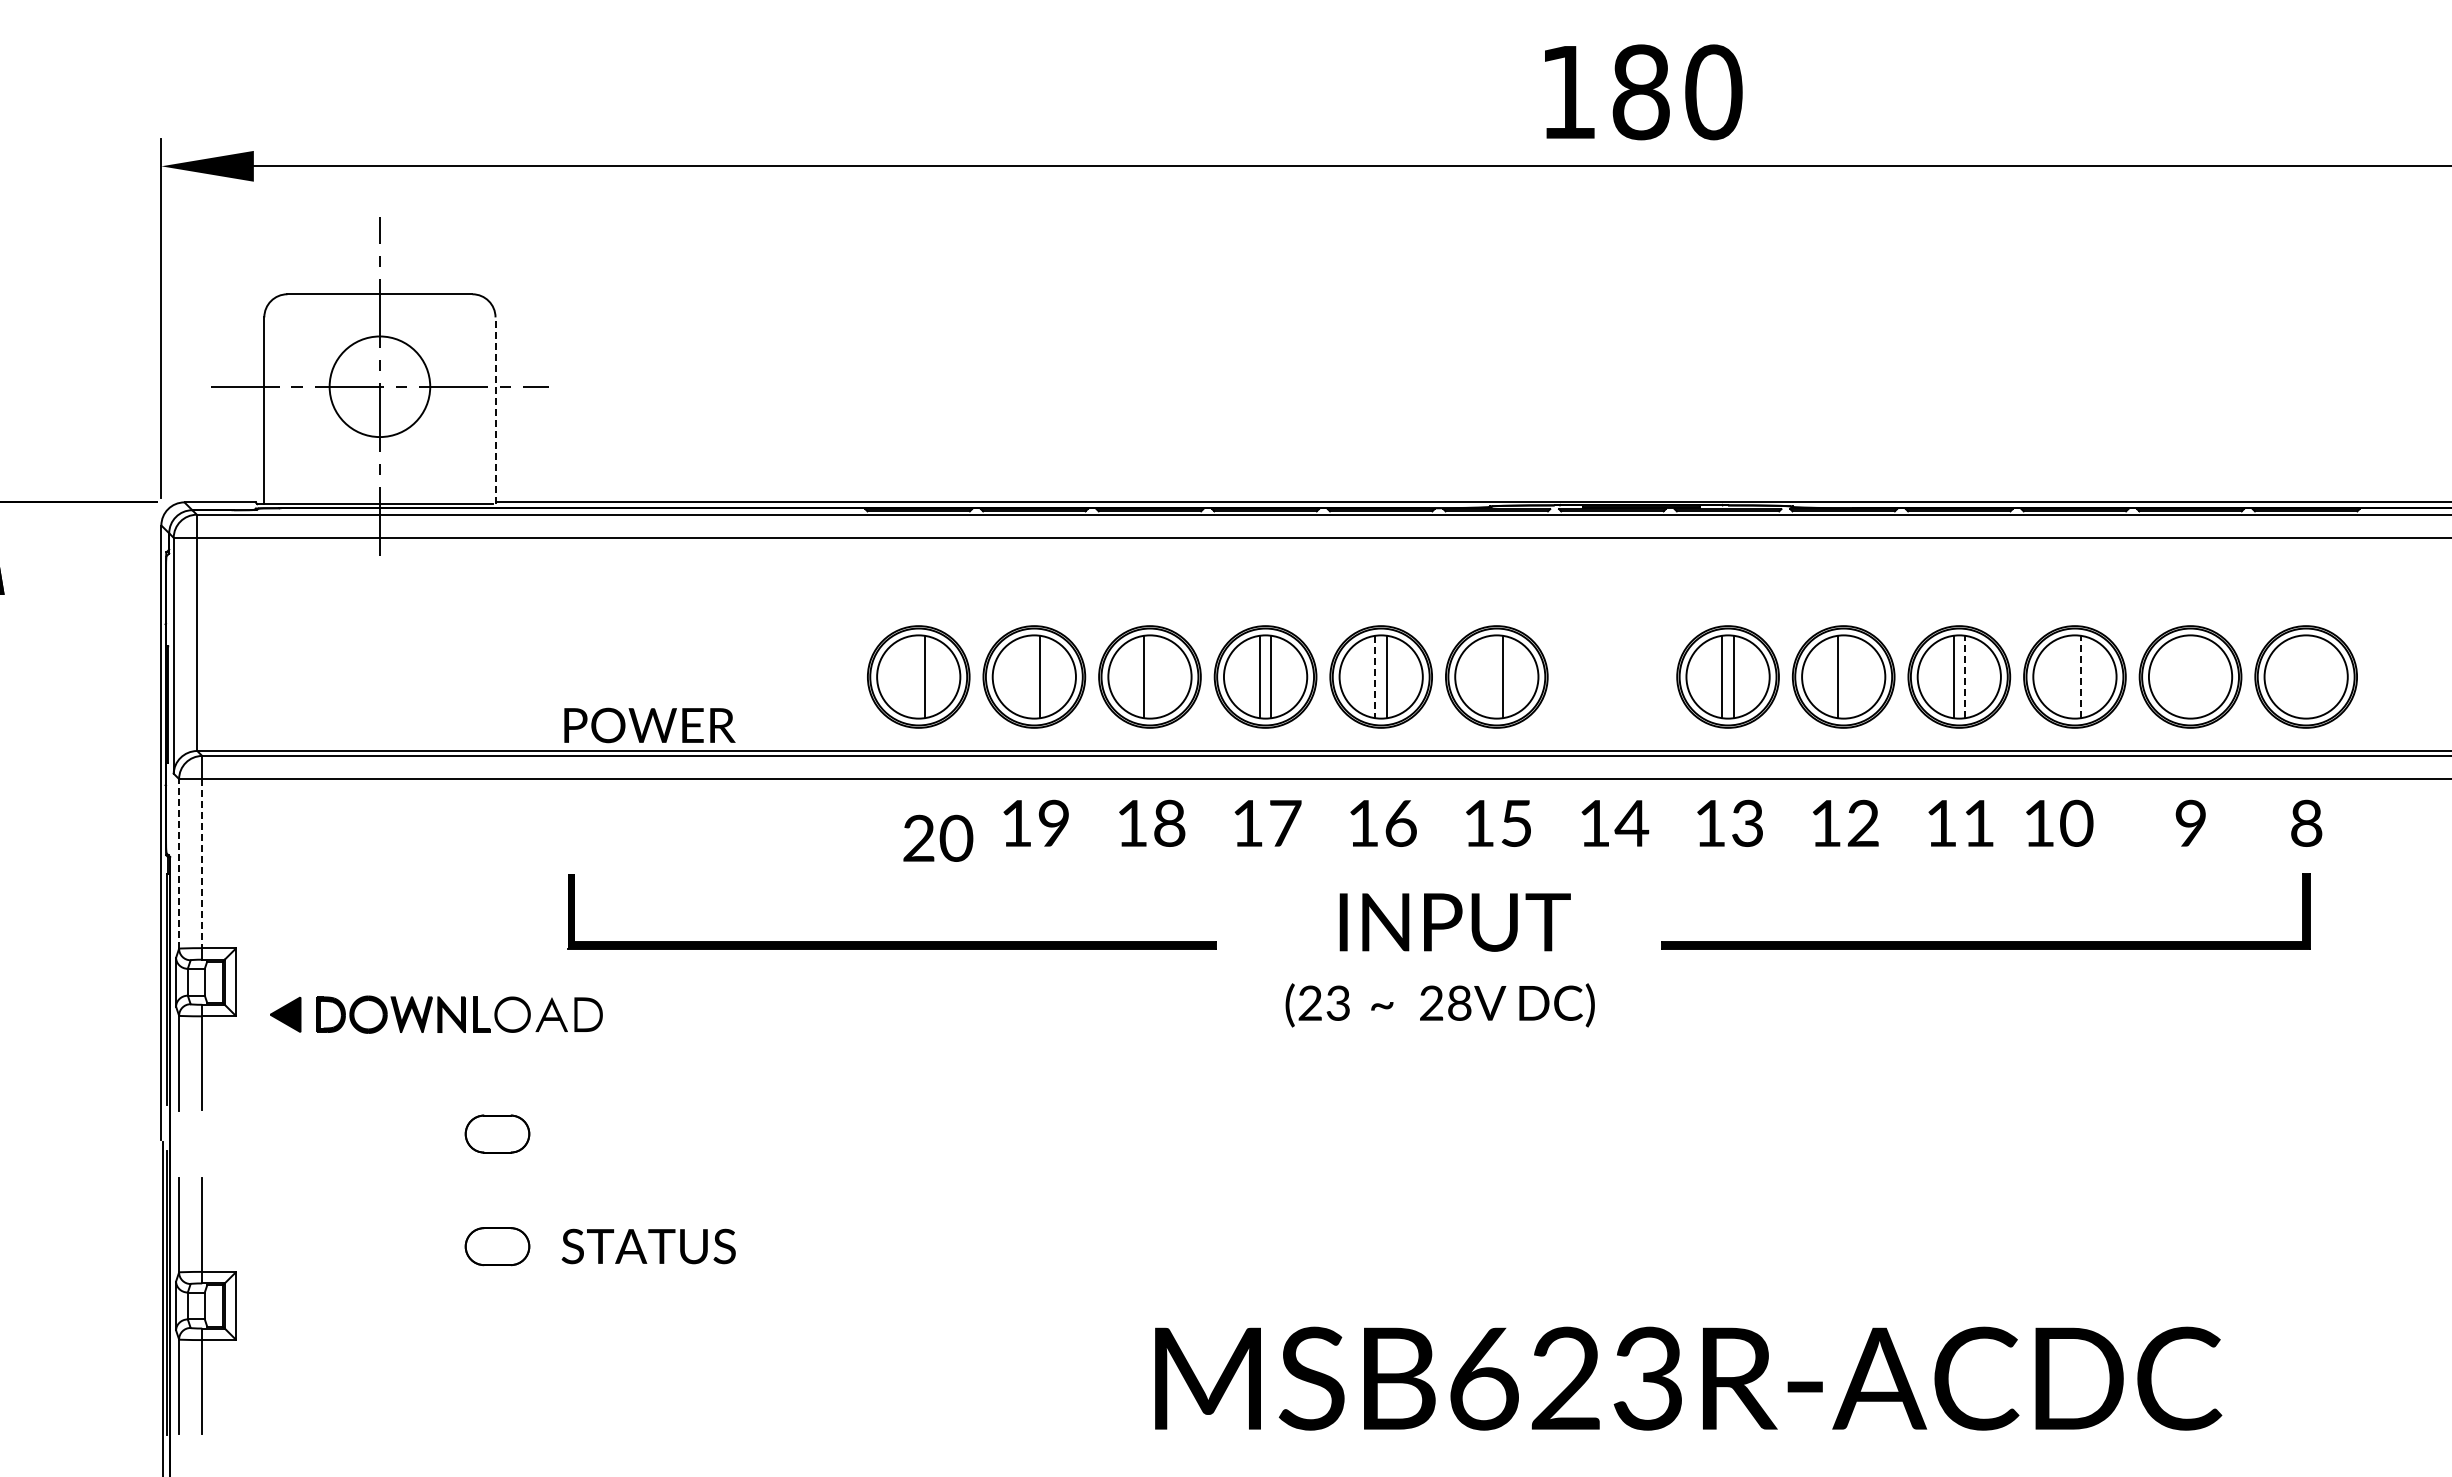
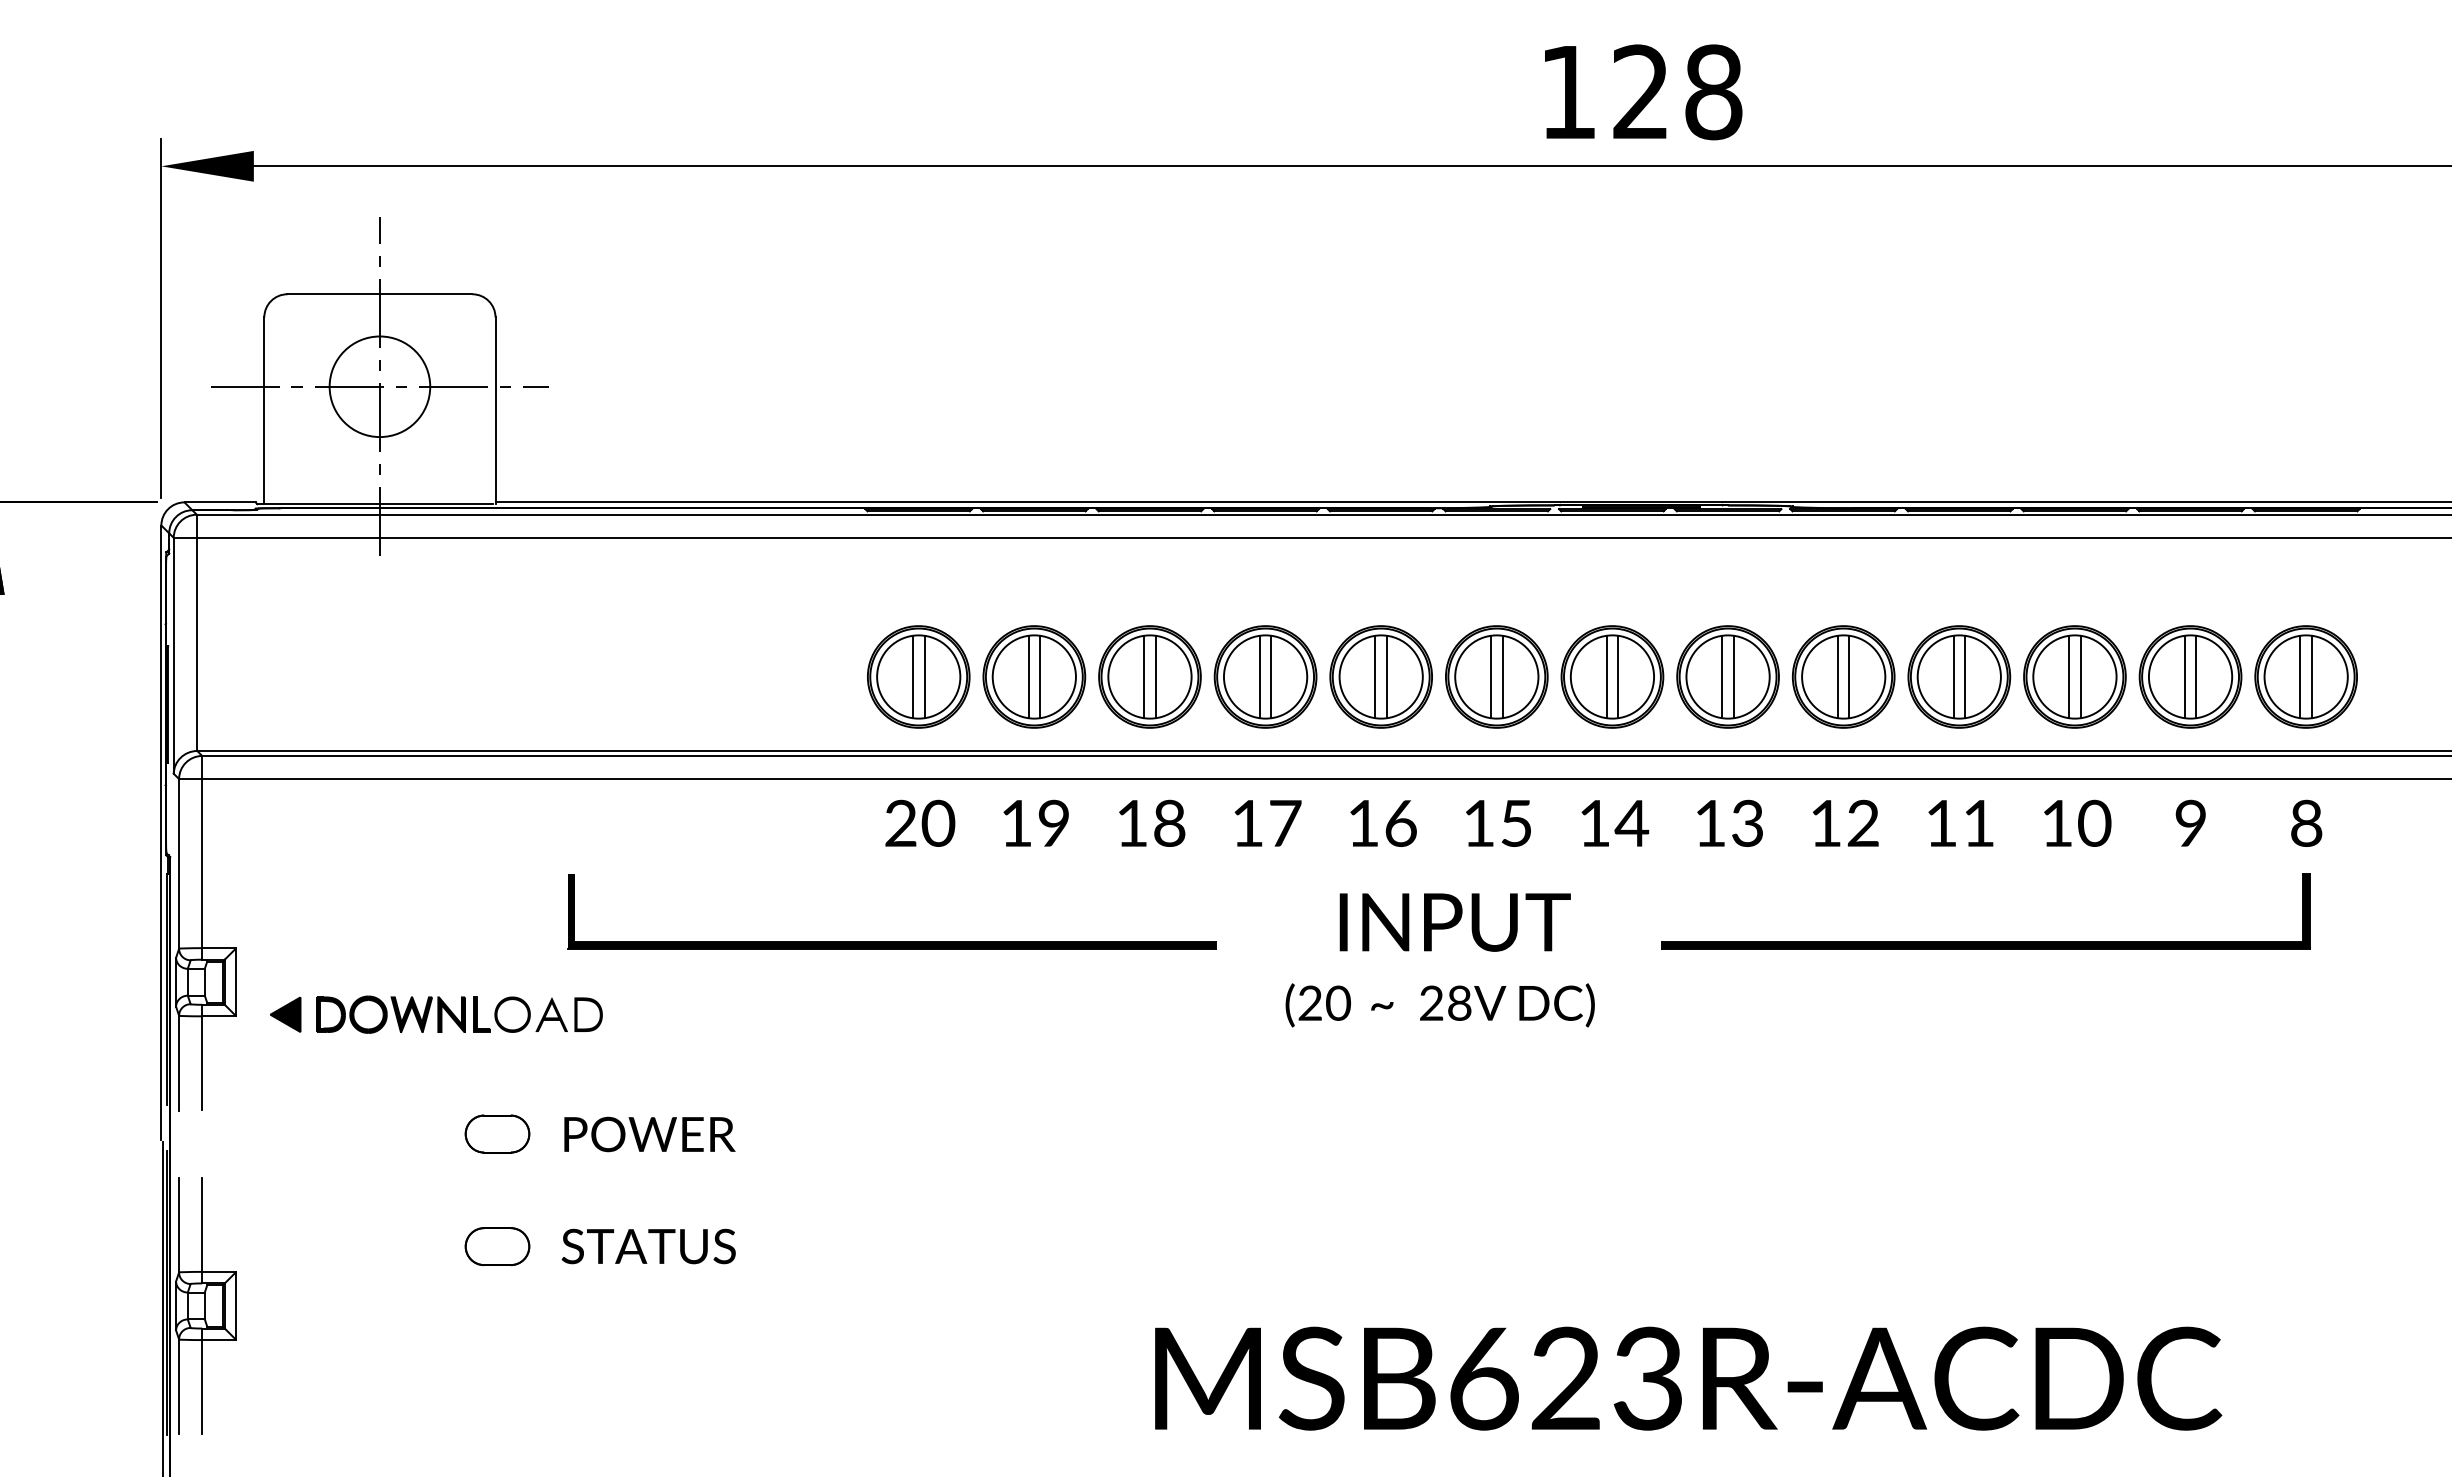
text: 180 -> 128 (1677, 92)
line: dashed -> solid (495, 410)
line: none -> present (912, 676)
line: none -> present (1028, 676)
line: none -> present (1155, 676)
line: none -> present (1491, 676)
part: none -> present (1612, 676)
line: none -> present (1849, 676)
line: dashed -> solid (1965, 676)
line: none -> present (2069, 676)
line: dashed -> solid (2080, 676)
line: none -> present (2184, 676)
line: none -> present (2196, 676)
line: none -> present (2300, 676)
line: none -> present (2311, 676)
line: dashed -> solid (1375, 677)
text position: (649, 725) -> (649, 1134) (649, 1134)
text position: (2059, 822) -> (2077, 822) (2077, 822)
text position: (938, 837) -> (920, 822) (920, 822)
line: dashed -> solid (179, 863)
line: dashed -> solid (202, 863)
text: (23 -> (20 (1338, 1002)
